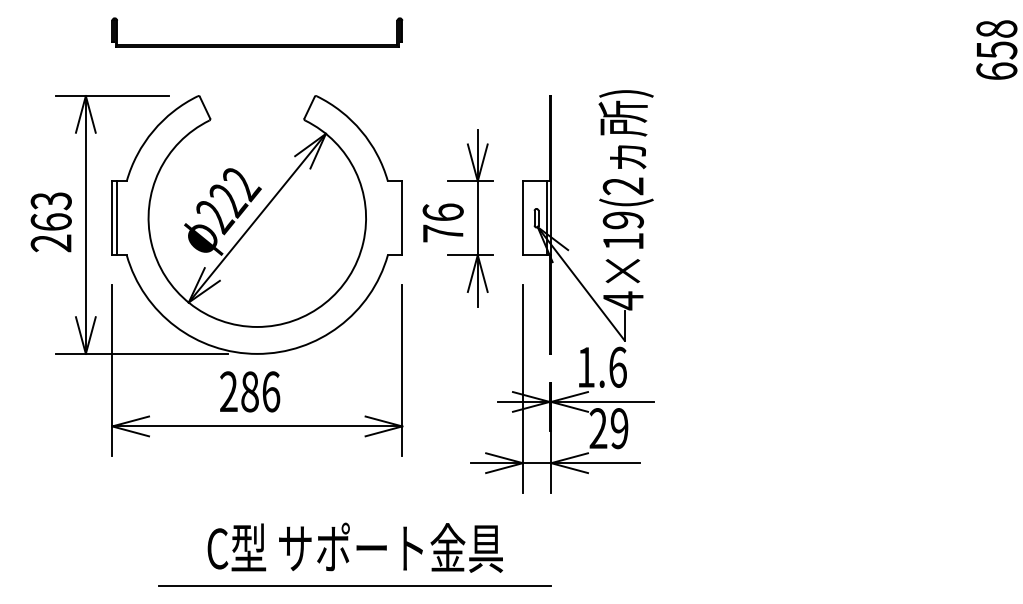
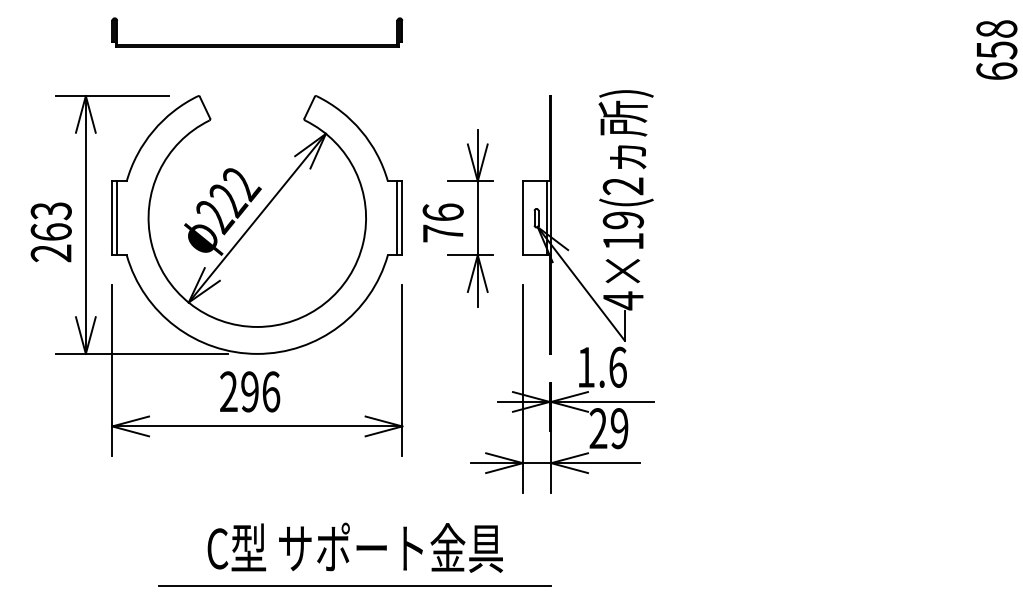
line: none -> present (397, 218)
text position: (50, 222) -> (50, 232) (50, 232)
text: 286 -> 296 (249, 391)
